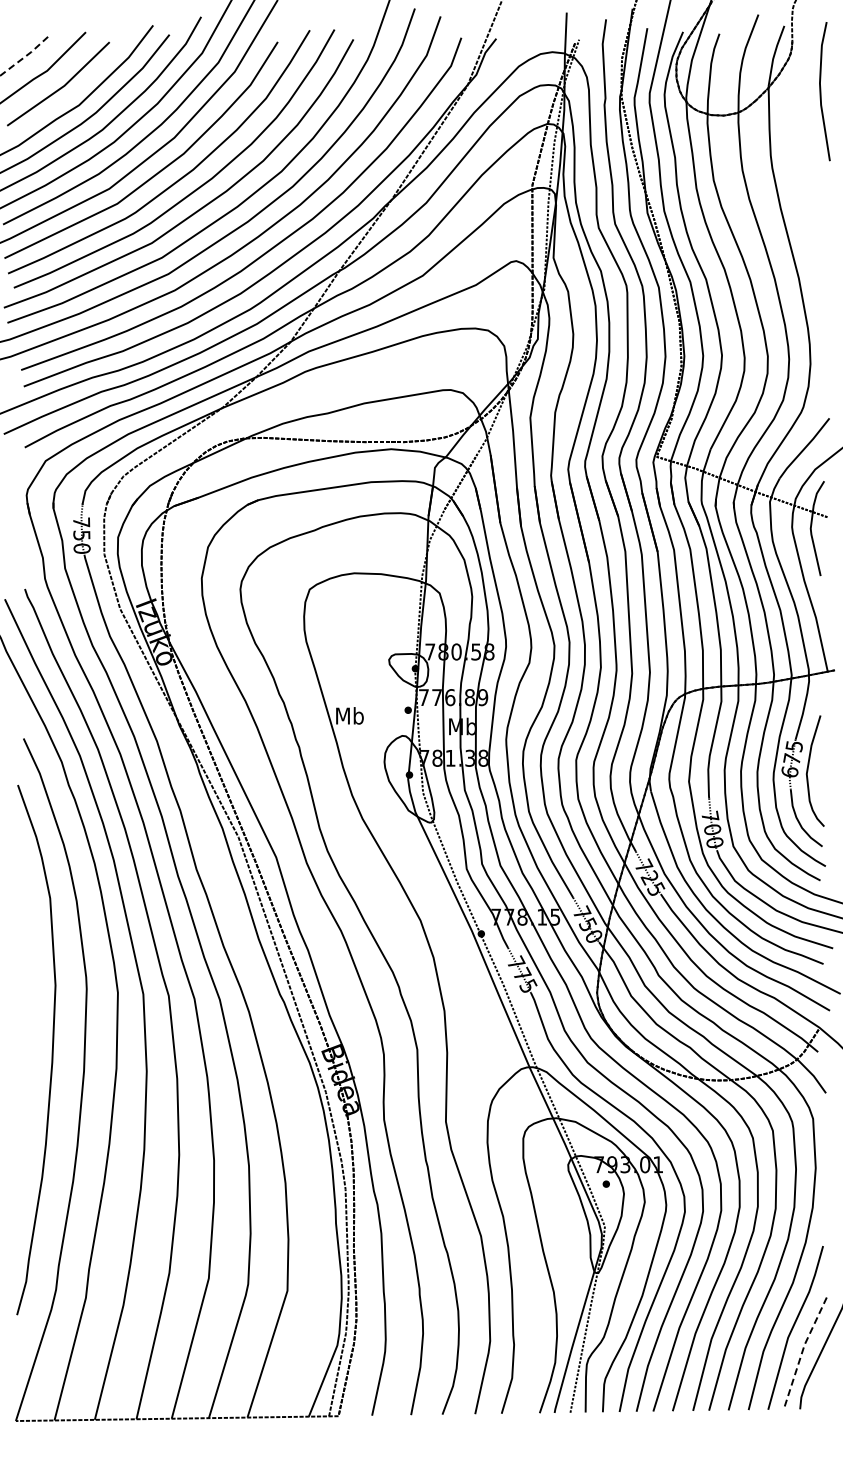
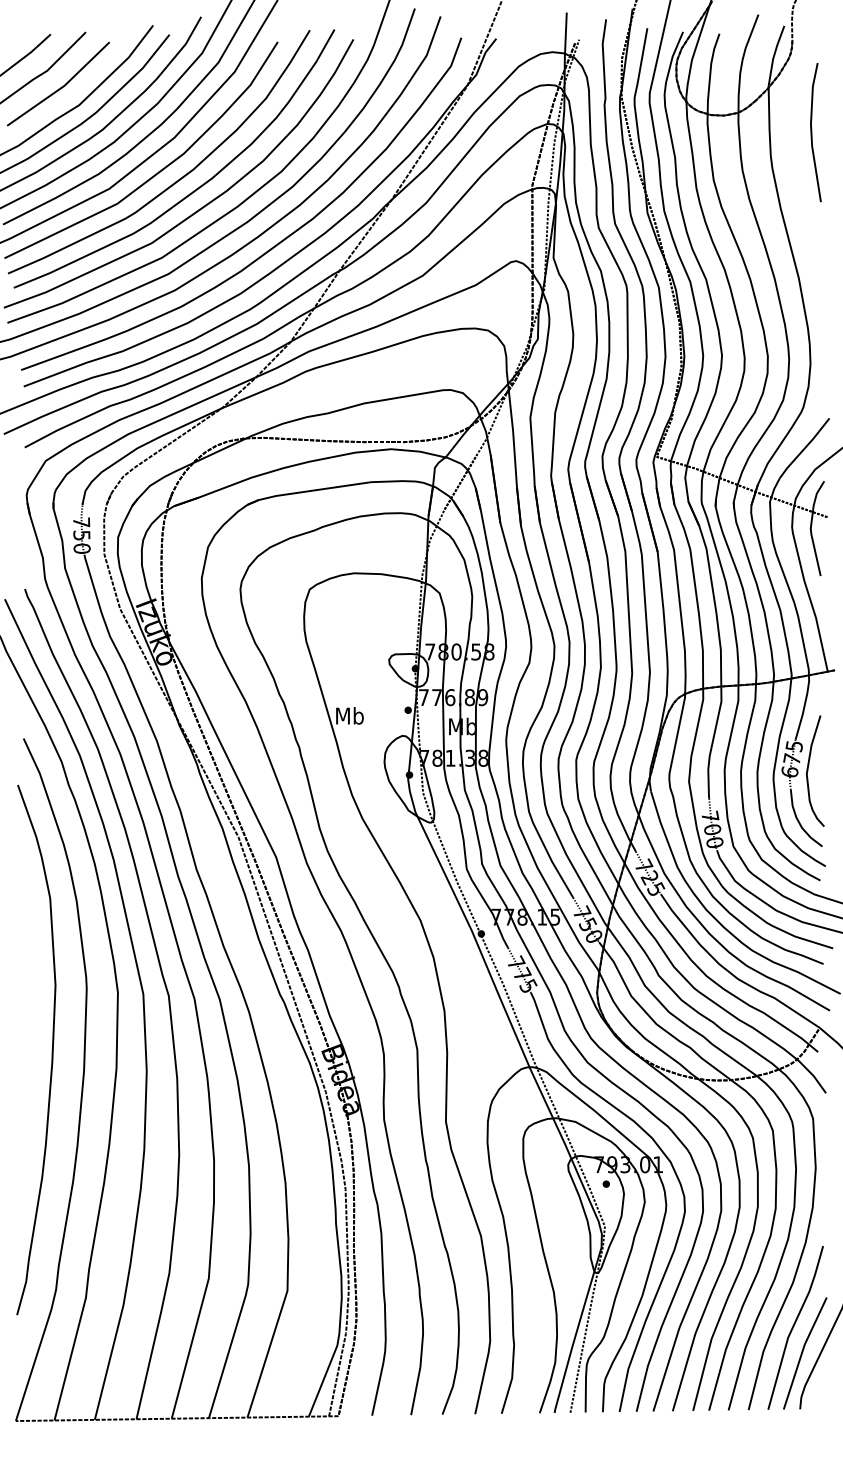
line: dashed -> solid (27, 54)
line position: (821, 91) -> (812, 132) (812, 132)
line: dashed -> solid (802, 1352)
